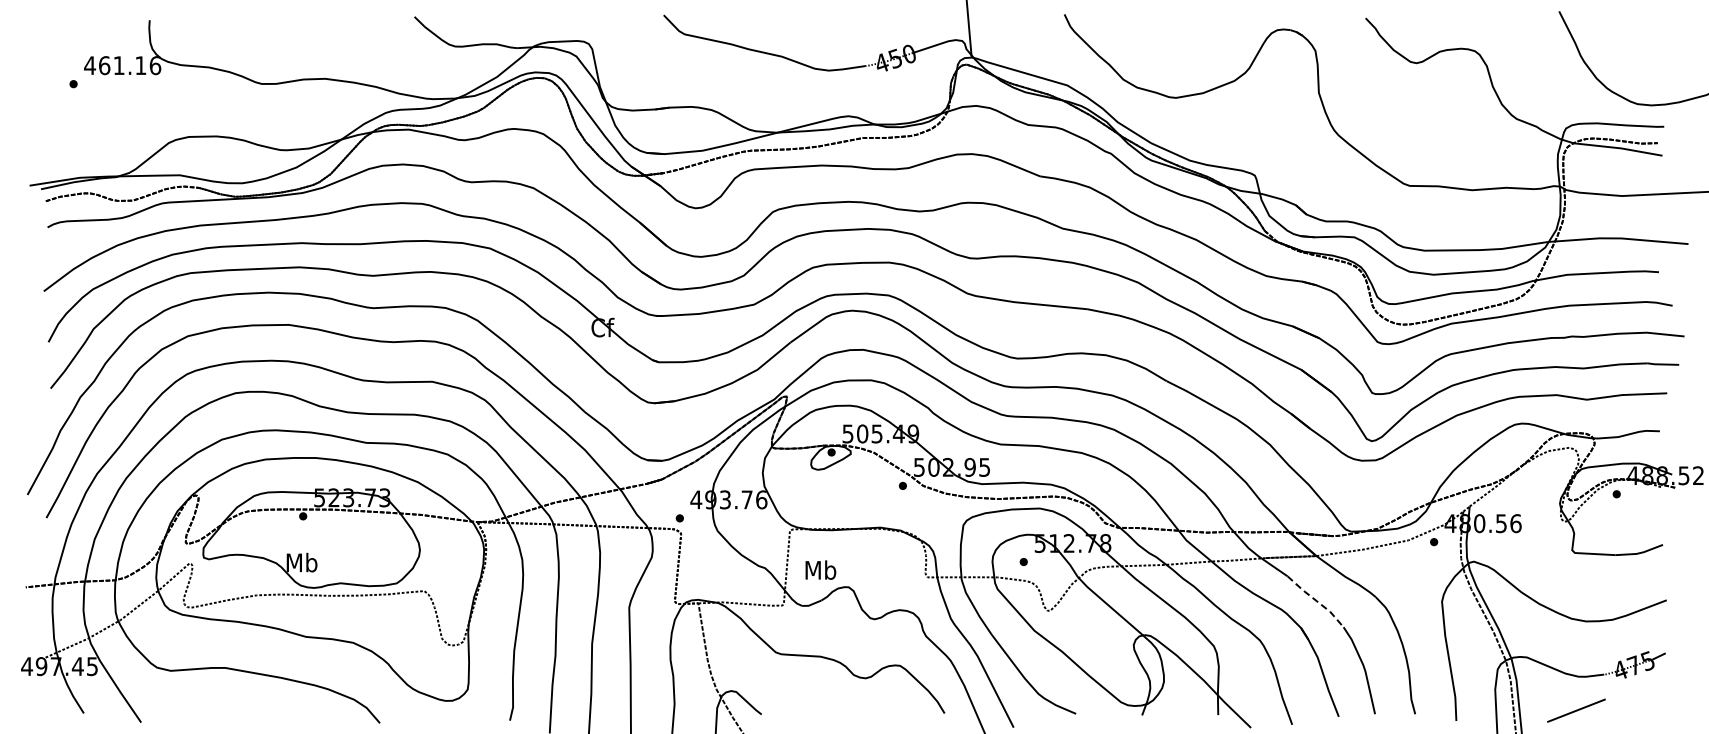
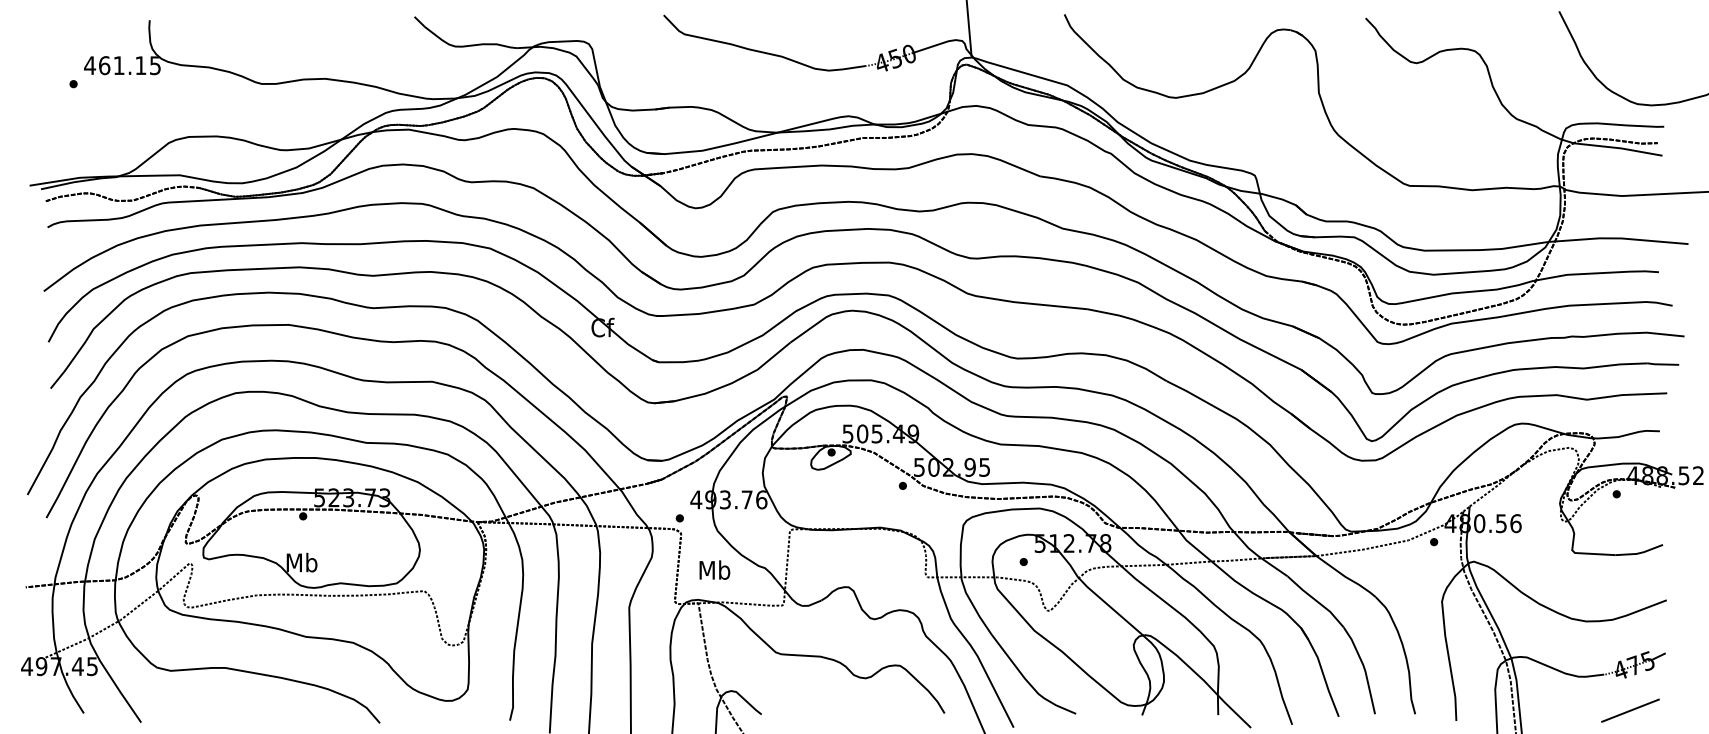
text: 461.16 -> 461.15 (155, 65)
text position: (820, 569) -> (714, 569) (714, 569)
line: dashed -> solid (1316, 601)
line position: (1576, 710) -> (1630, 710) (1630, 710)
